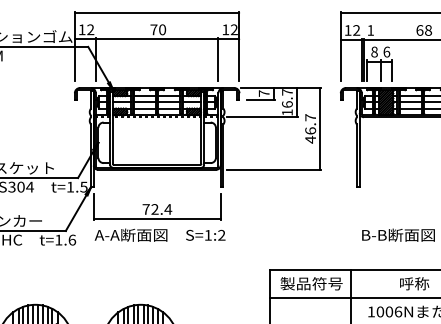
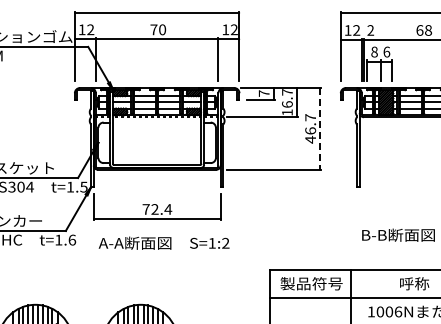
text: 1 -> 2 (370, 30)
line: solid -> dashed (320, 128)
text position: (159, 234) -> (163, 242) (163, 242)
